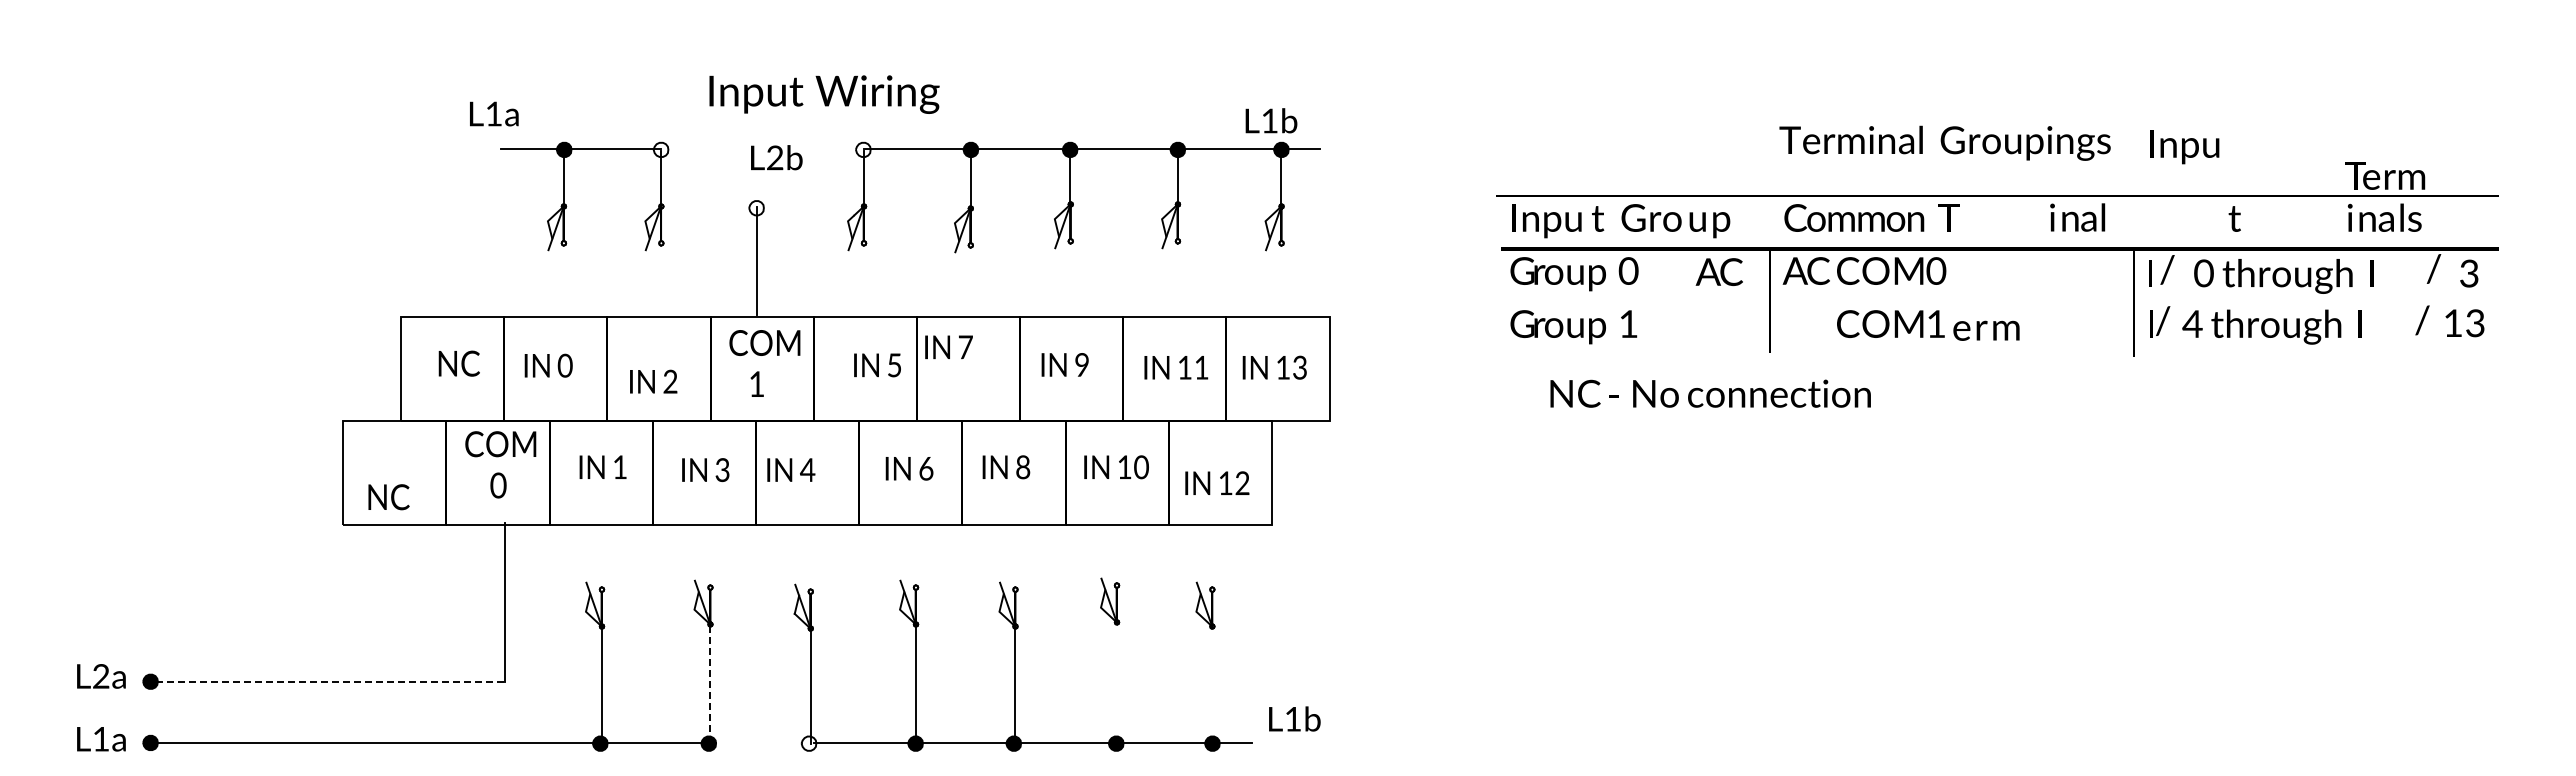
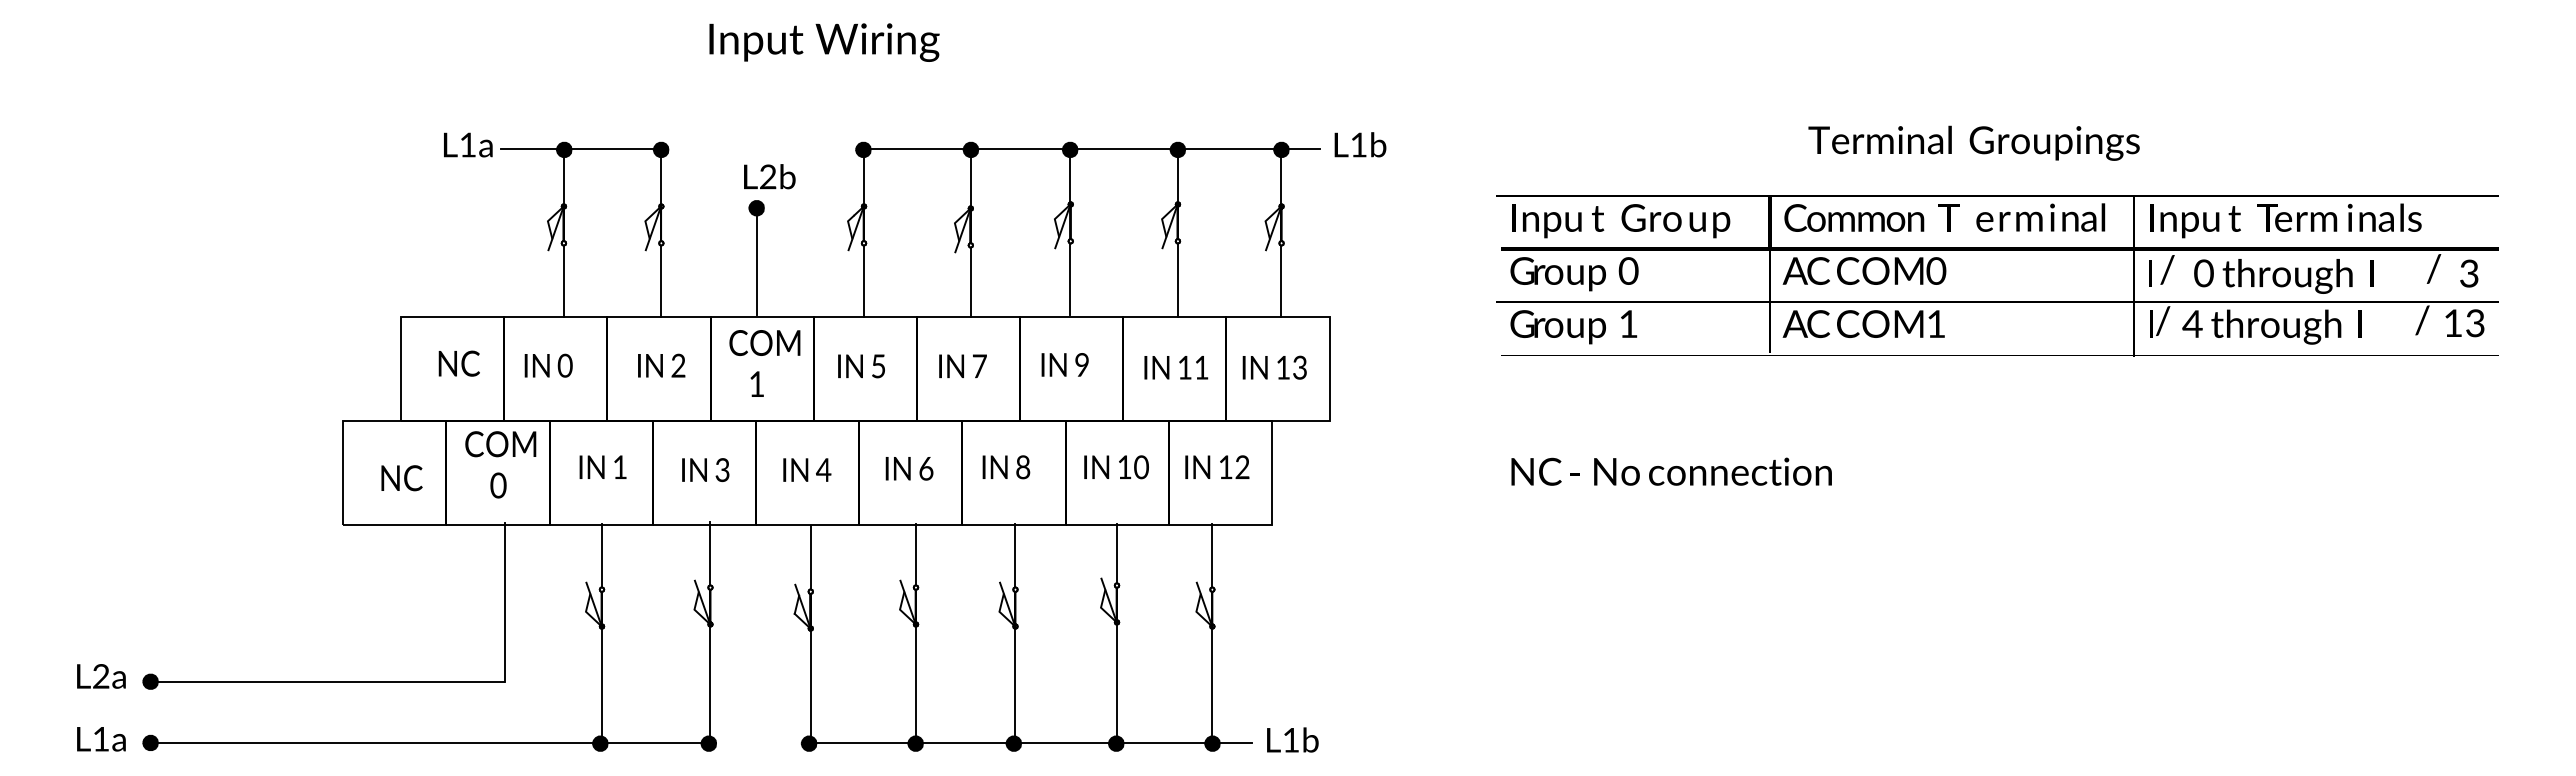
text position: (824, 94) -> (824, 42) (824, 42)
text position: (494, 113) -> (468, 144) (468, 144)
text position: (1271, 120) -> (1360, 144) (1360, 144)
text position: (1944, 142) -> (1973, 142) (1973, 142)
text position: (2184, 147) -> (2184, 221) (2184, 221)
fill: none -> present (660, 149)
fill: none -> present (862, 149)
text position: (776, 157) -> (769, 176) (769, 176)
text position: (2385, 175) -> (2297, 217) (2297, 217)
fill: none -> present (756, 208)
fill: none -> present (1770, 222)
fill: none -> present (2134, 222)
text position: (1718, 271) -> (1805, 323) (1805, 323)
line: none -> present (1070, 278)
line: none -> present (1177, 279)
line: none -> present (563, 280)
line: none -> present (661, 280)
line: none -> present (863, 280)
line: none -> present (1281, 280)
line: none -> present (970, 281)
fill: none -> present (1996, 302)
text position: (1986, 330) -> (2009, 221) (2009, 221)
text position: (948, 347) -> (962, 366) (962, 366)
fill: none -> present (1999, 355)
text position: (877, 365) -> (861, 366) (861, 366)
text position: (653, 381) -> (661, 365) (661, 365)
text position: (1710, 393) -> (1671, 471) (1671, 471)
text position: (791, 469) -> (807, 469) (807, 469)
text position: (1217, 482) -> (1217, 466) (1217, 466)
text position: (388, 497) -> (401, 478) (401, 478)
line: none -> present (710, 553)
line: none -> present (1116, 553)
line: none -> present (915, 554)
line: none -> present (601, 555)
line: none -> present (1015, 555)
line: none -> present (1212, 555)
line: none -> present (810, 557)
line: dashed -> solid (326, 681)
line: none -> present (1116, 681)
line: dashed -> solid (710, 684)
line: none -> present (1212, 685)
text position: (1294, 718) -> (1292, 739) (1292, 739)
fill: none -> present (808, 743)
